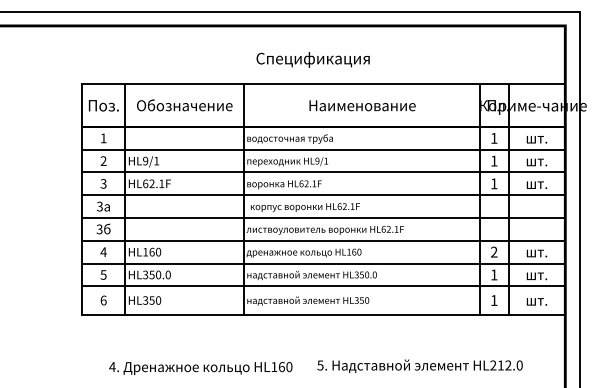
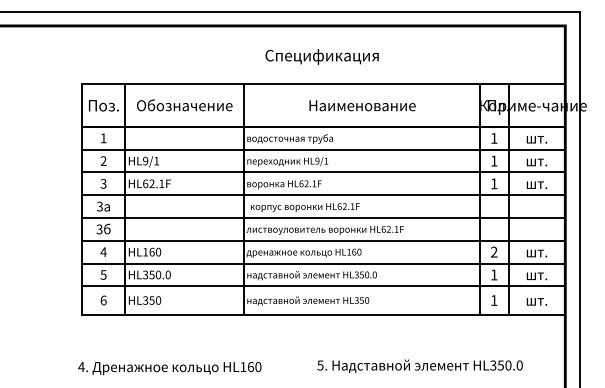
text position: (312, 59) -> (321, 56) (321, 56)
text: HL212.0 -> HL350.0 (500, 365)
text position: (200, 368) -> (169, 368) (169, 368)
